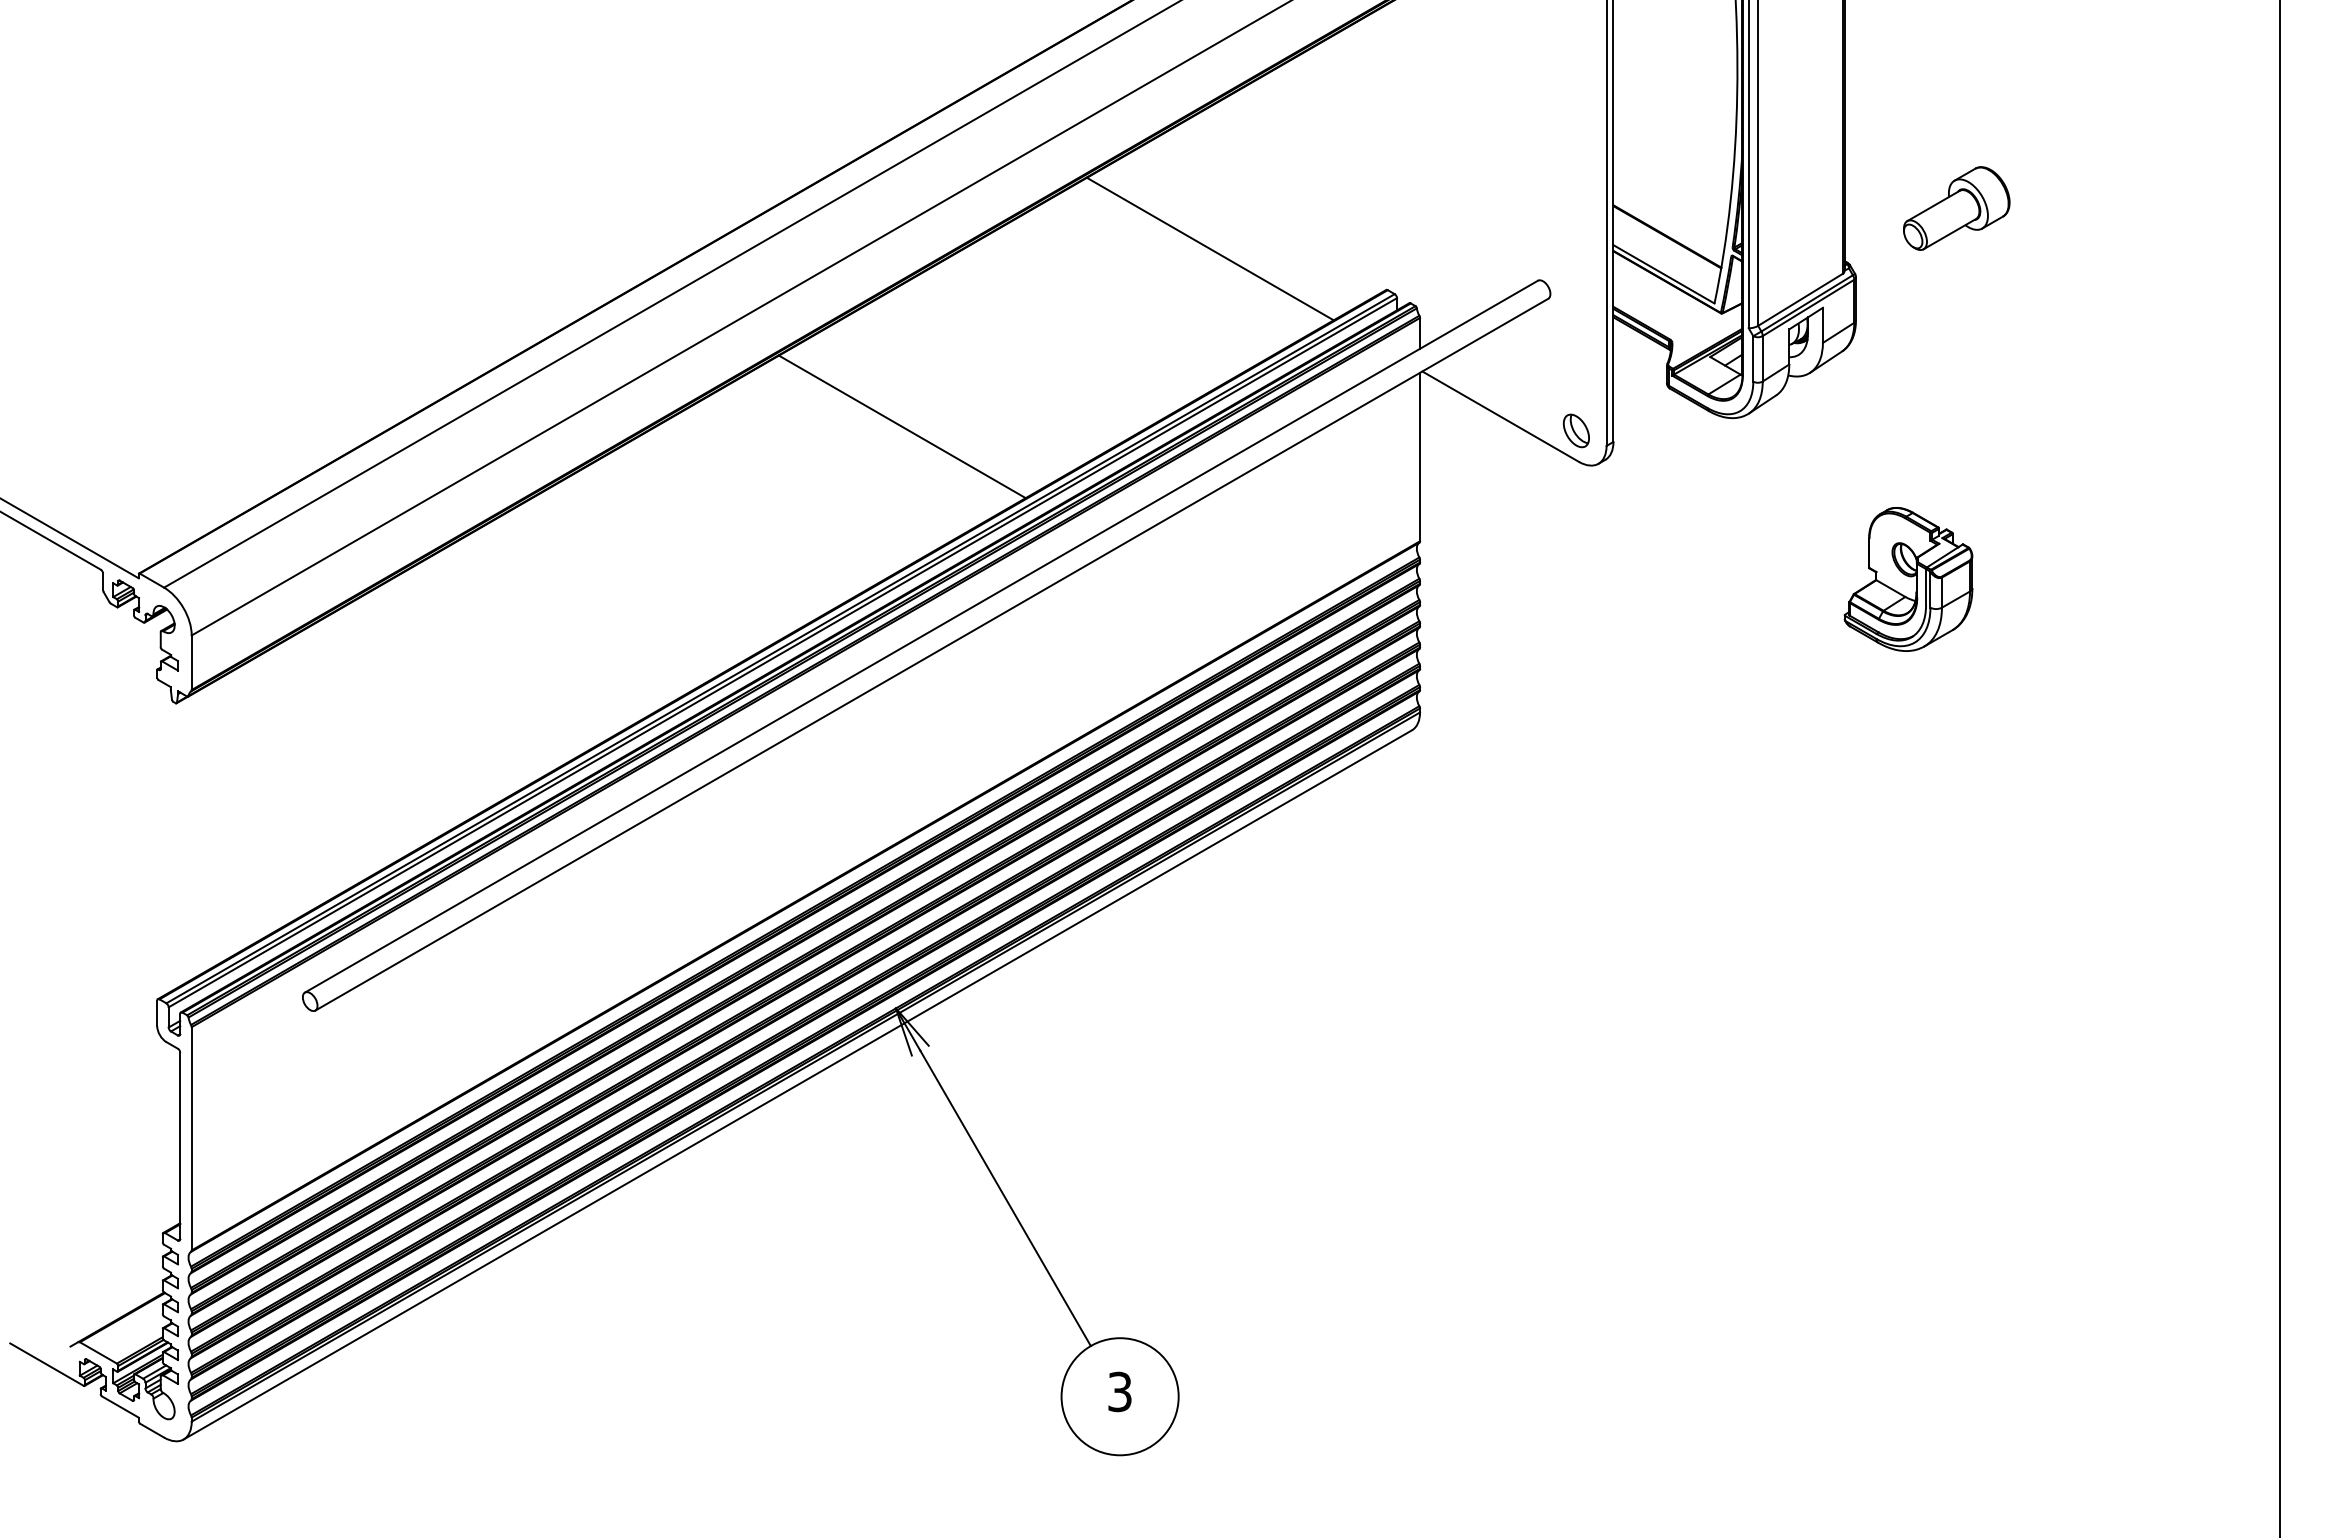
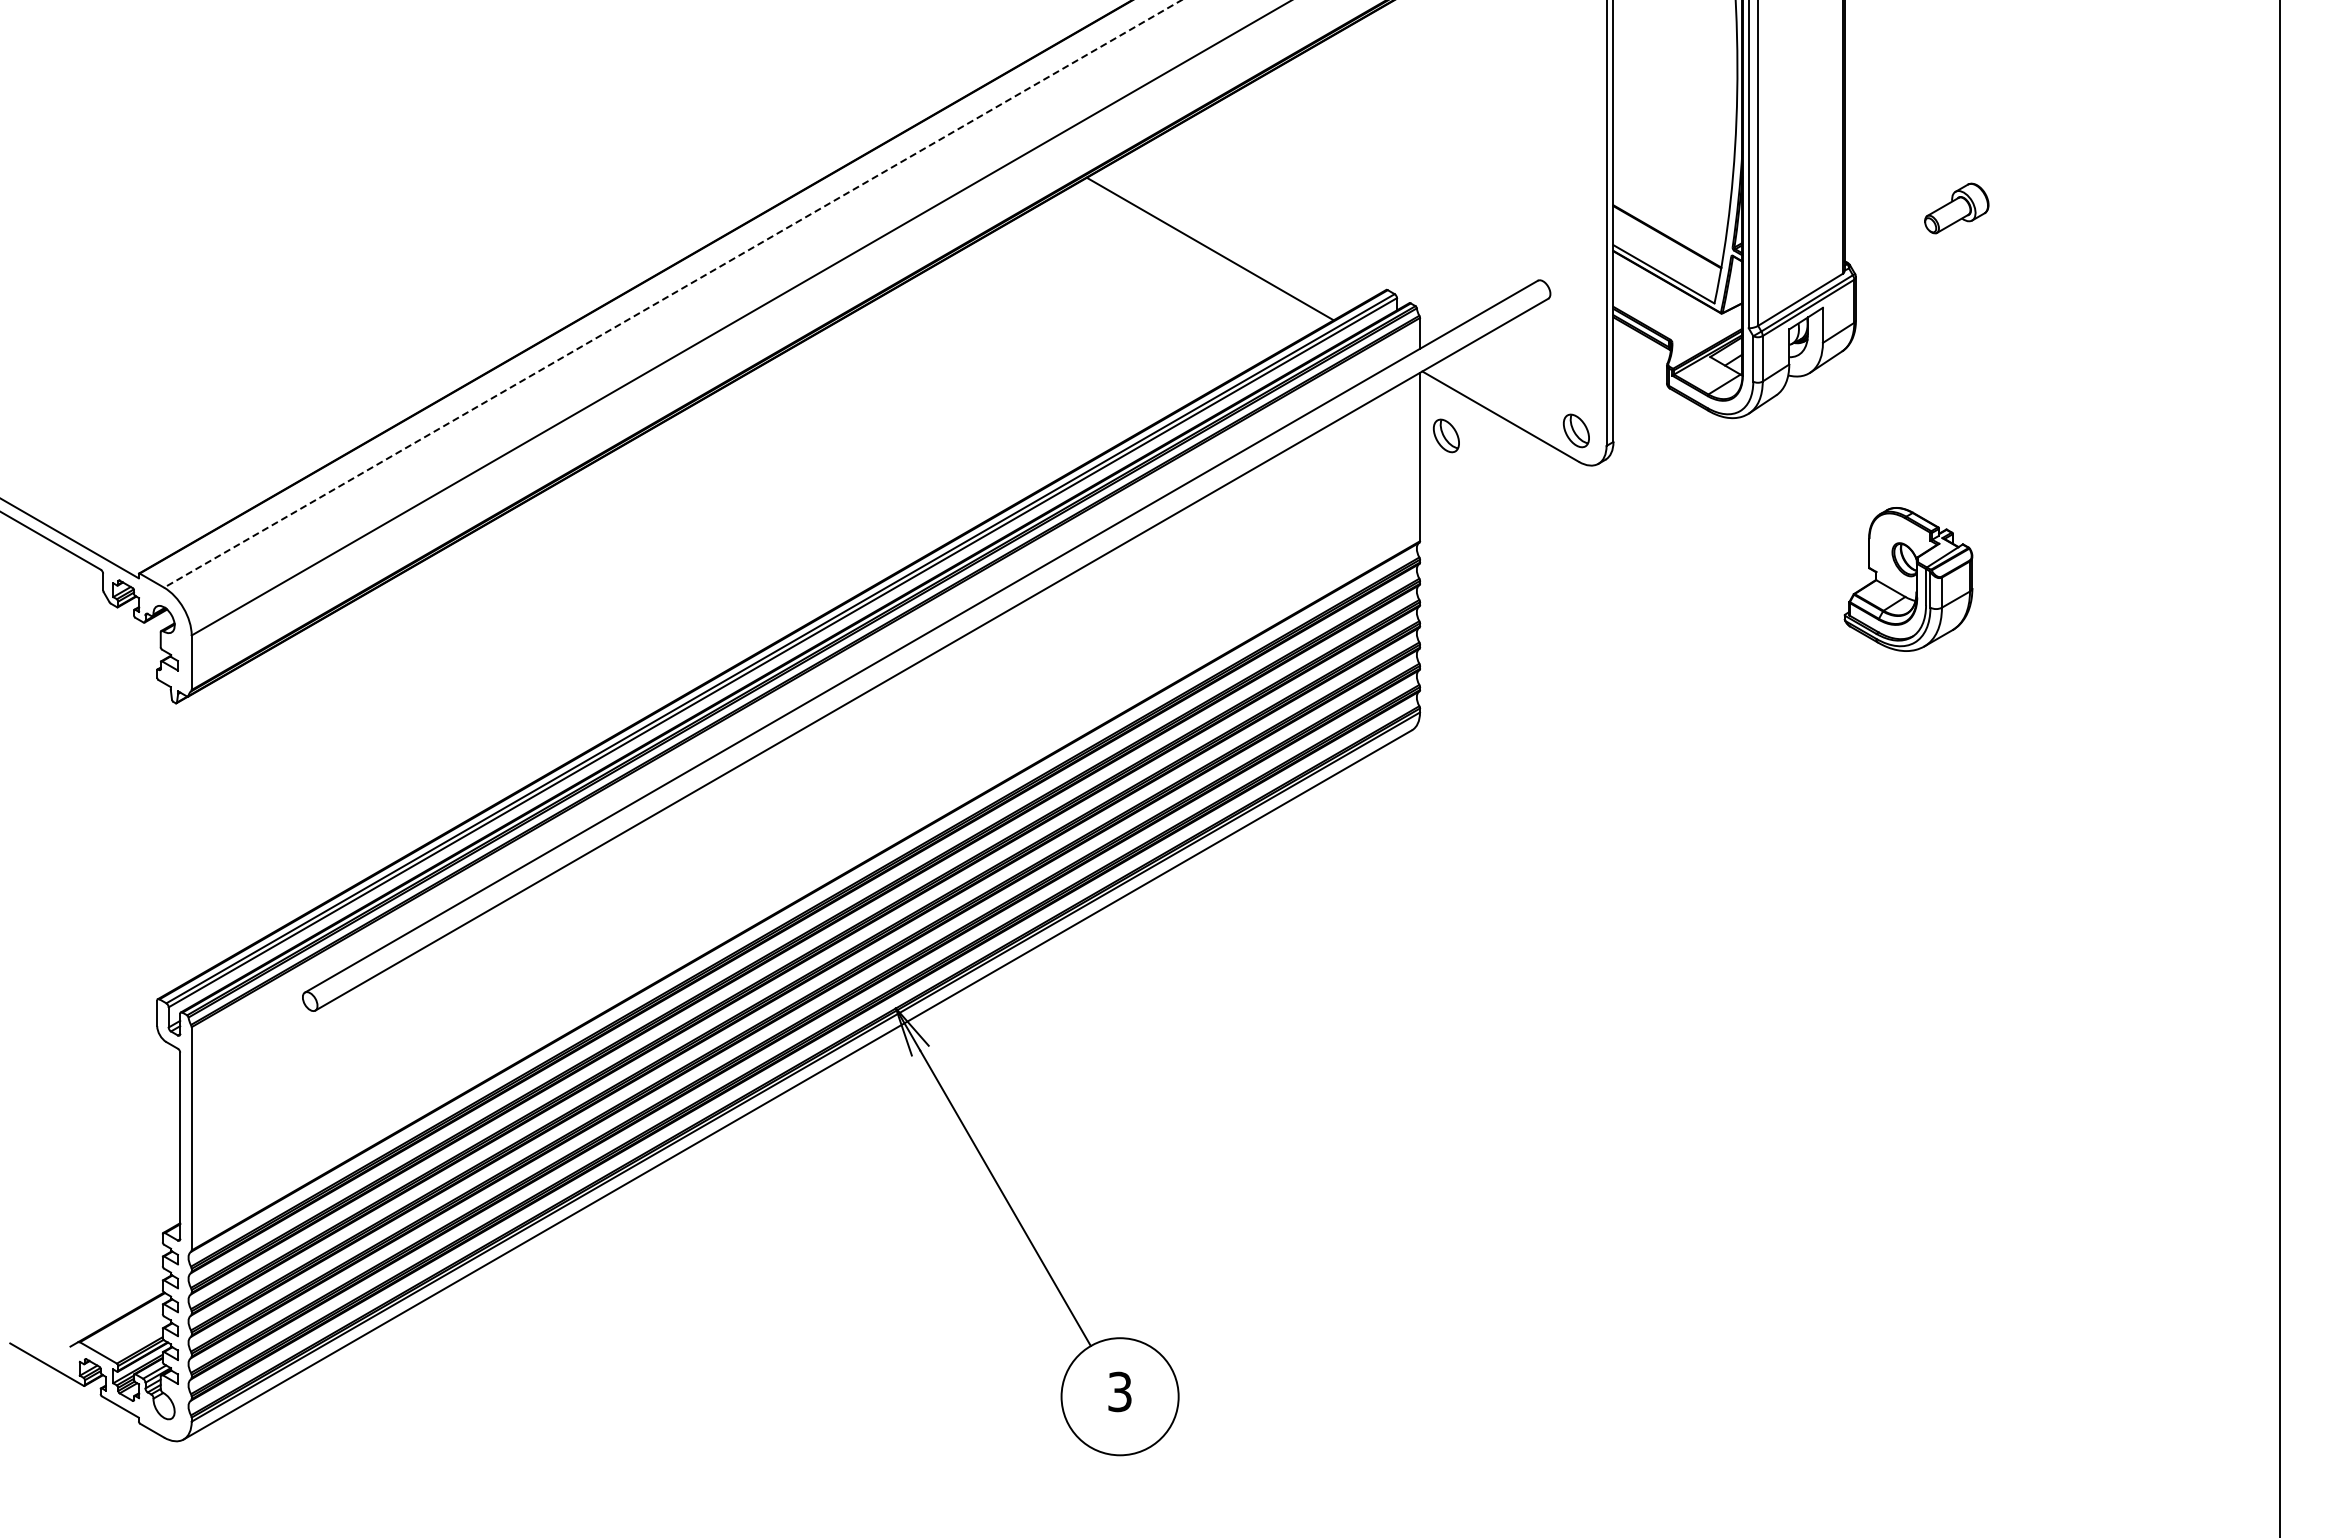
part size: 108x85 px -> 66x53 px (1956, 208)
line: solid -> dashed (672, 294)
line: present -> none (901, 426)
part: none -> present (1446, 435)
